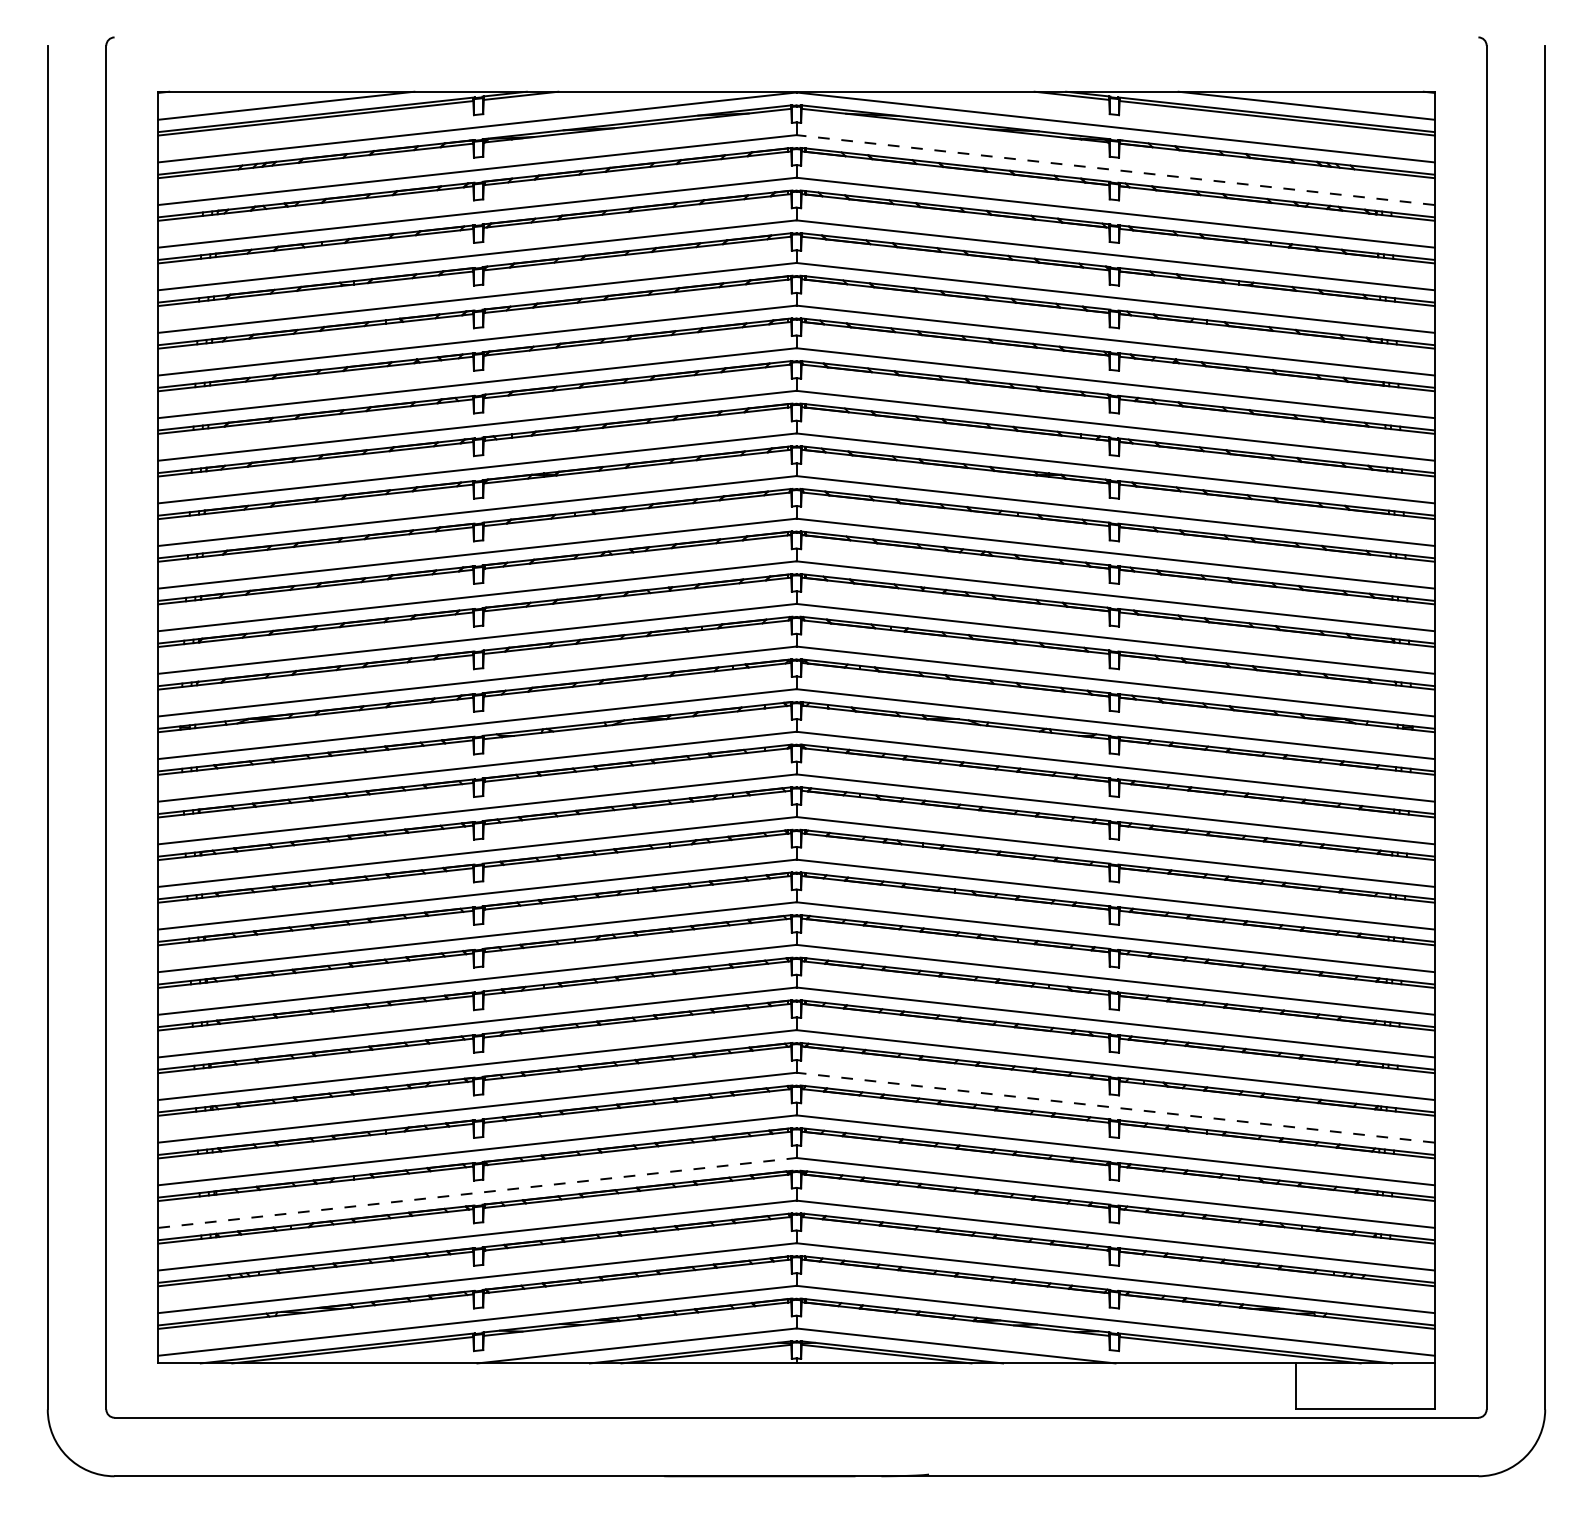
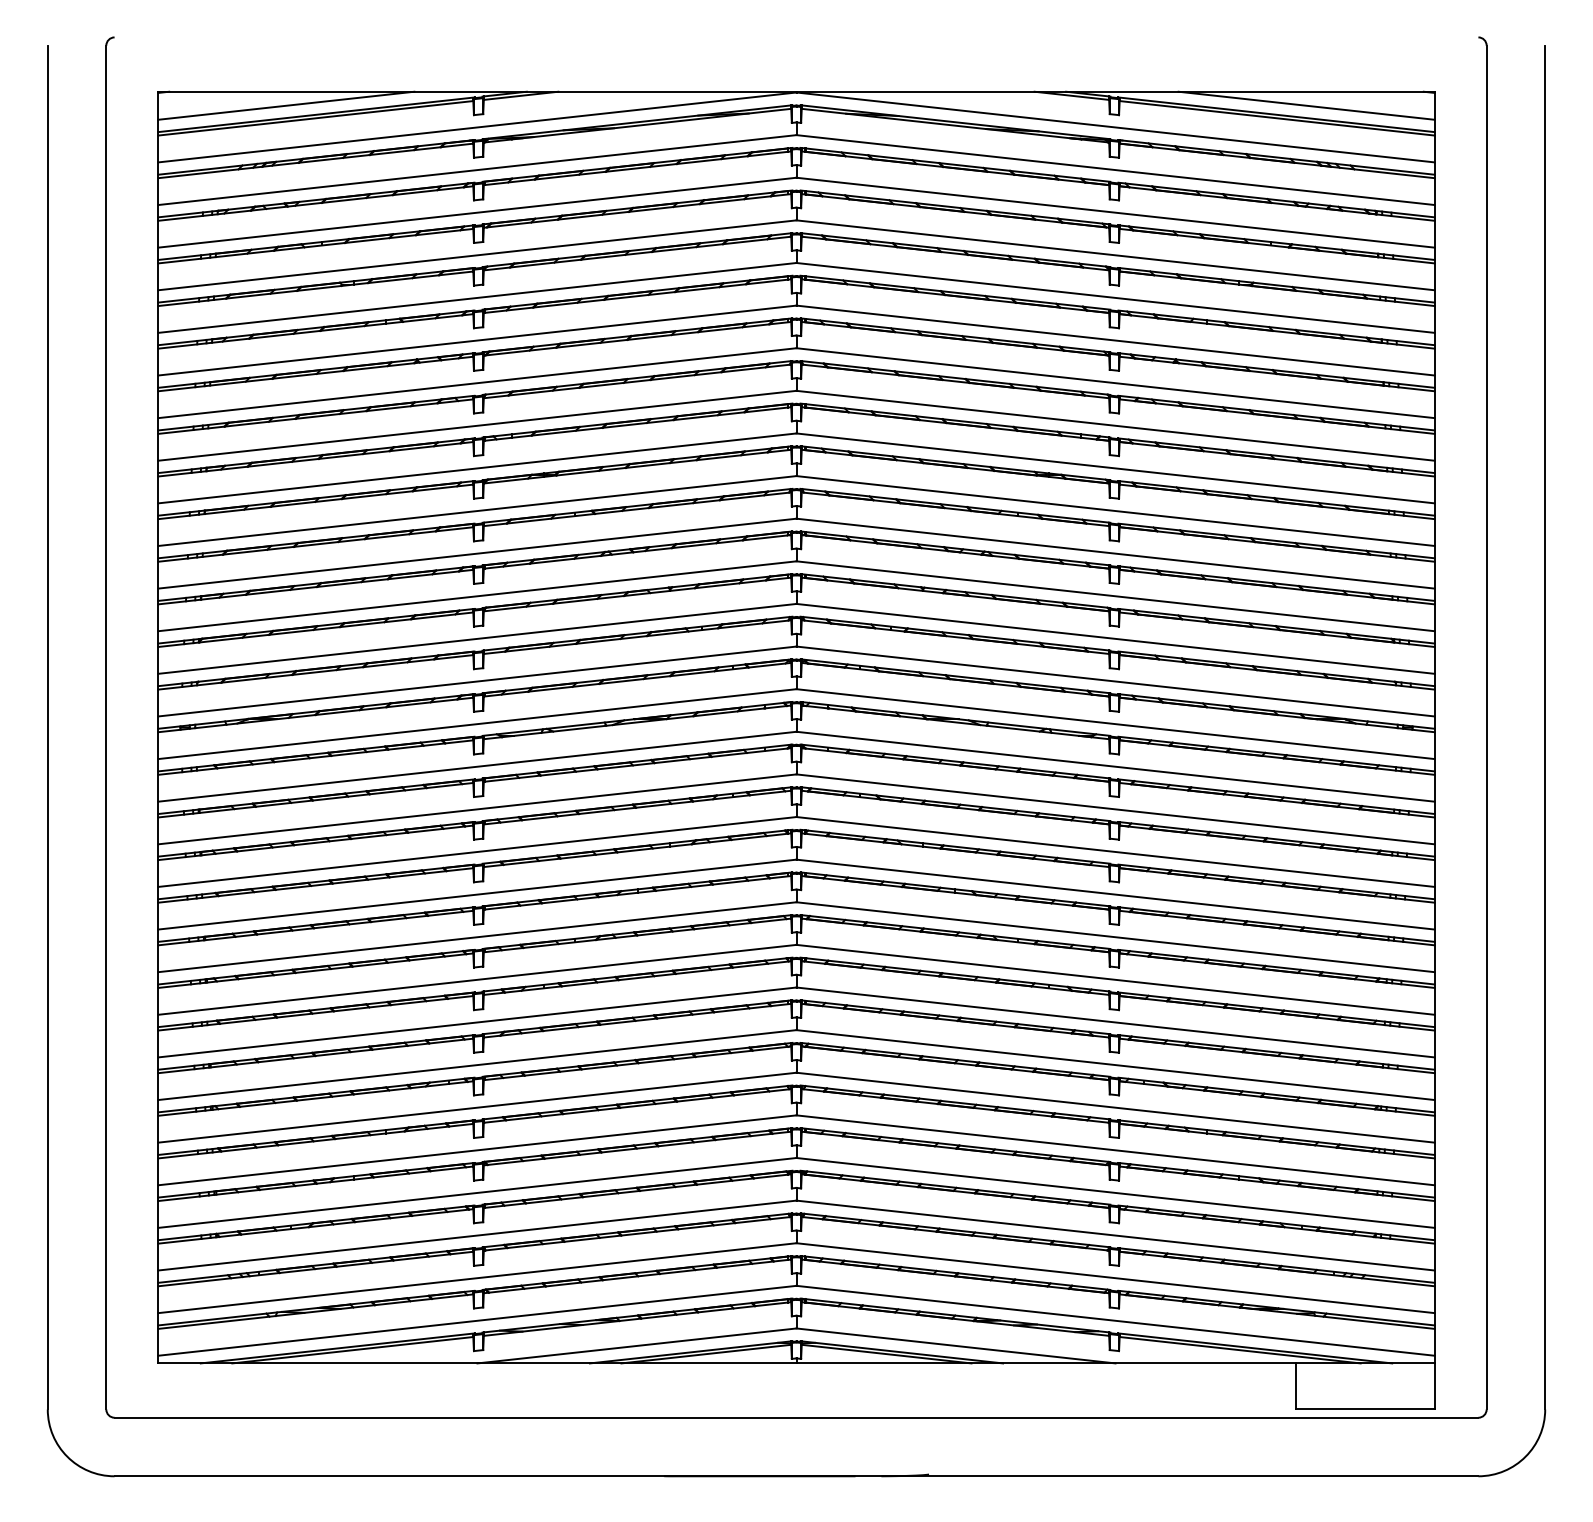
line: dashed -> solid (1115, 170)
line: dashed -> solid (1115, 1107)
line: dashed -> solid (477, 1192)
